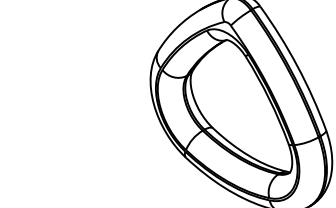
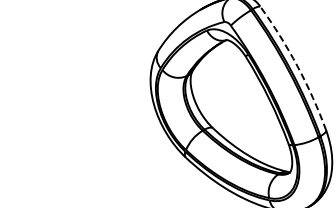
arc: solid -> dashed (297, 66)
